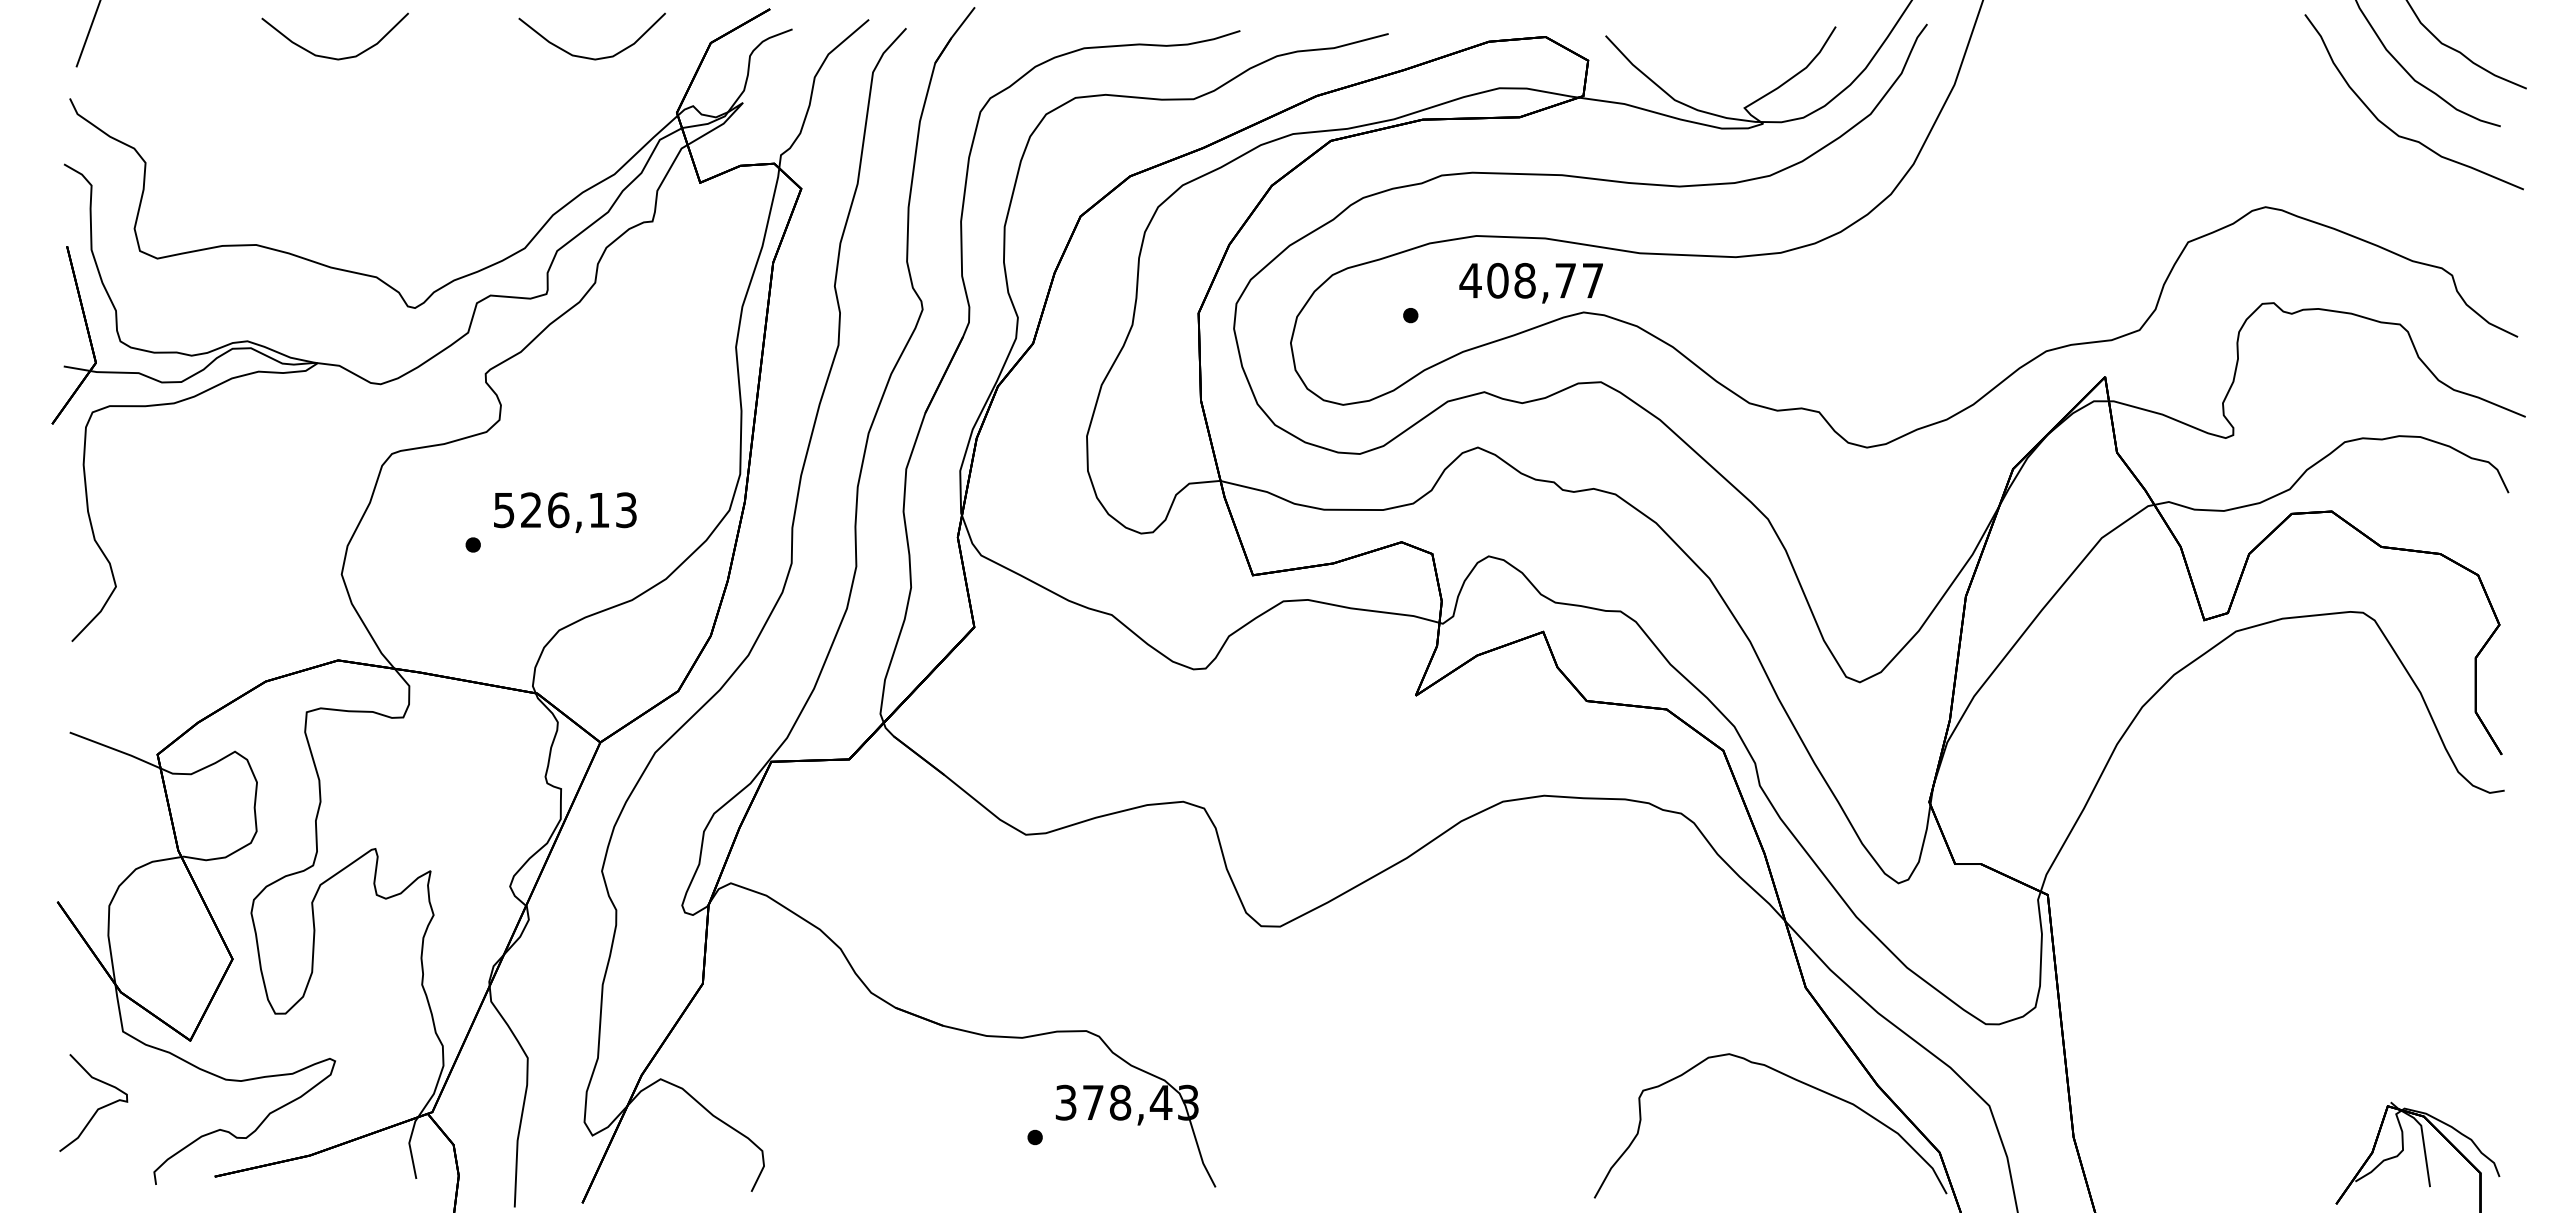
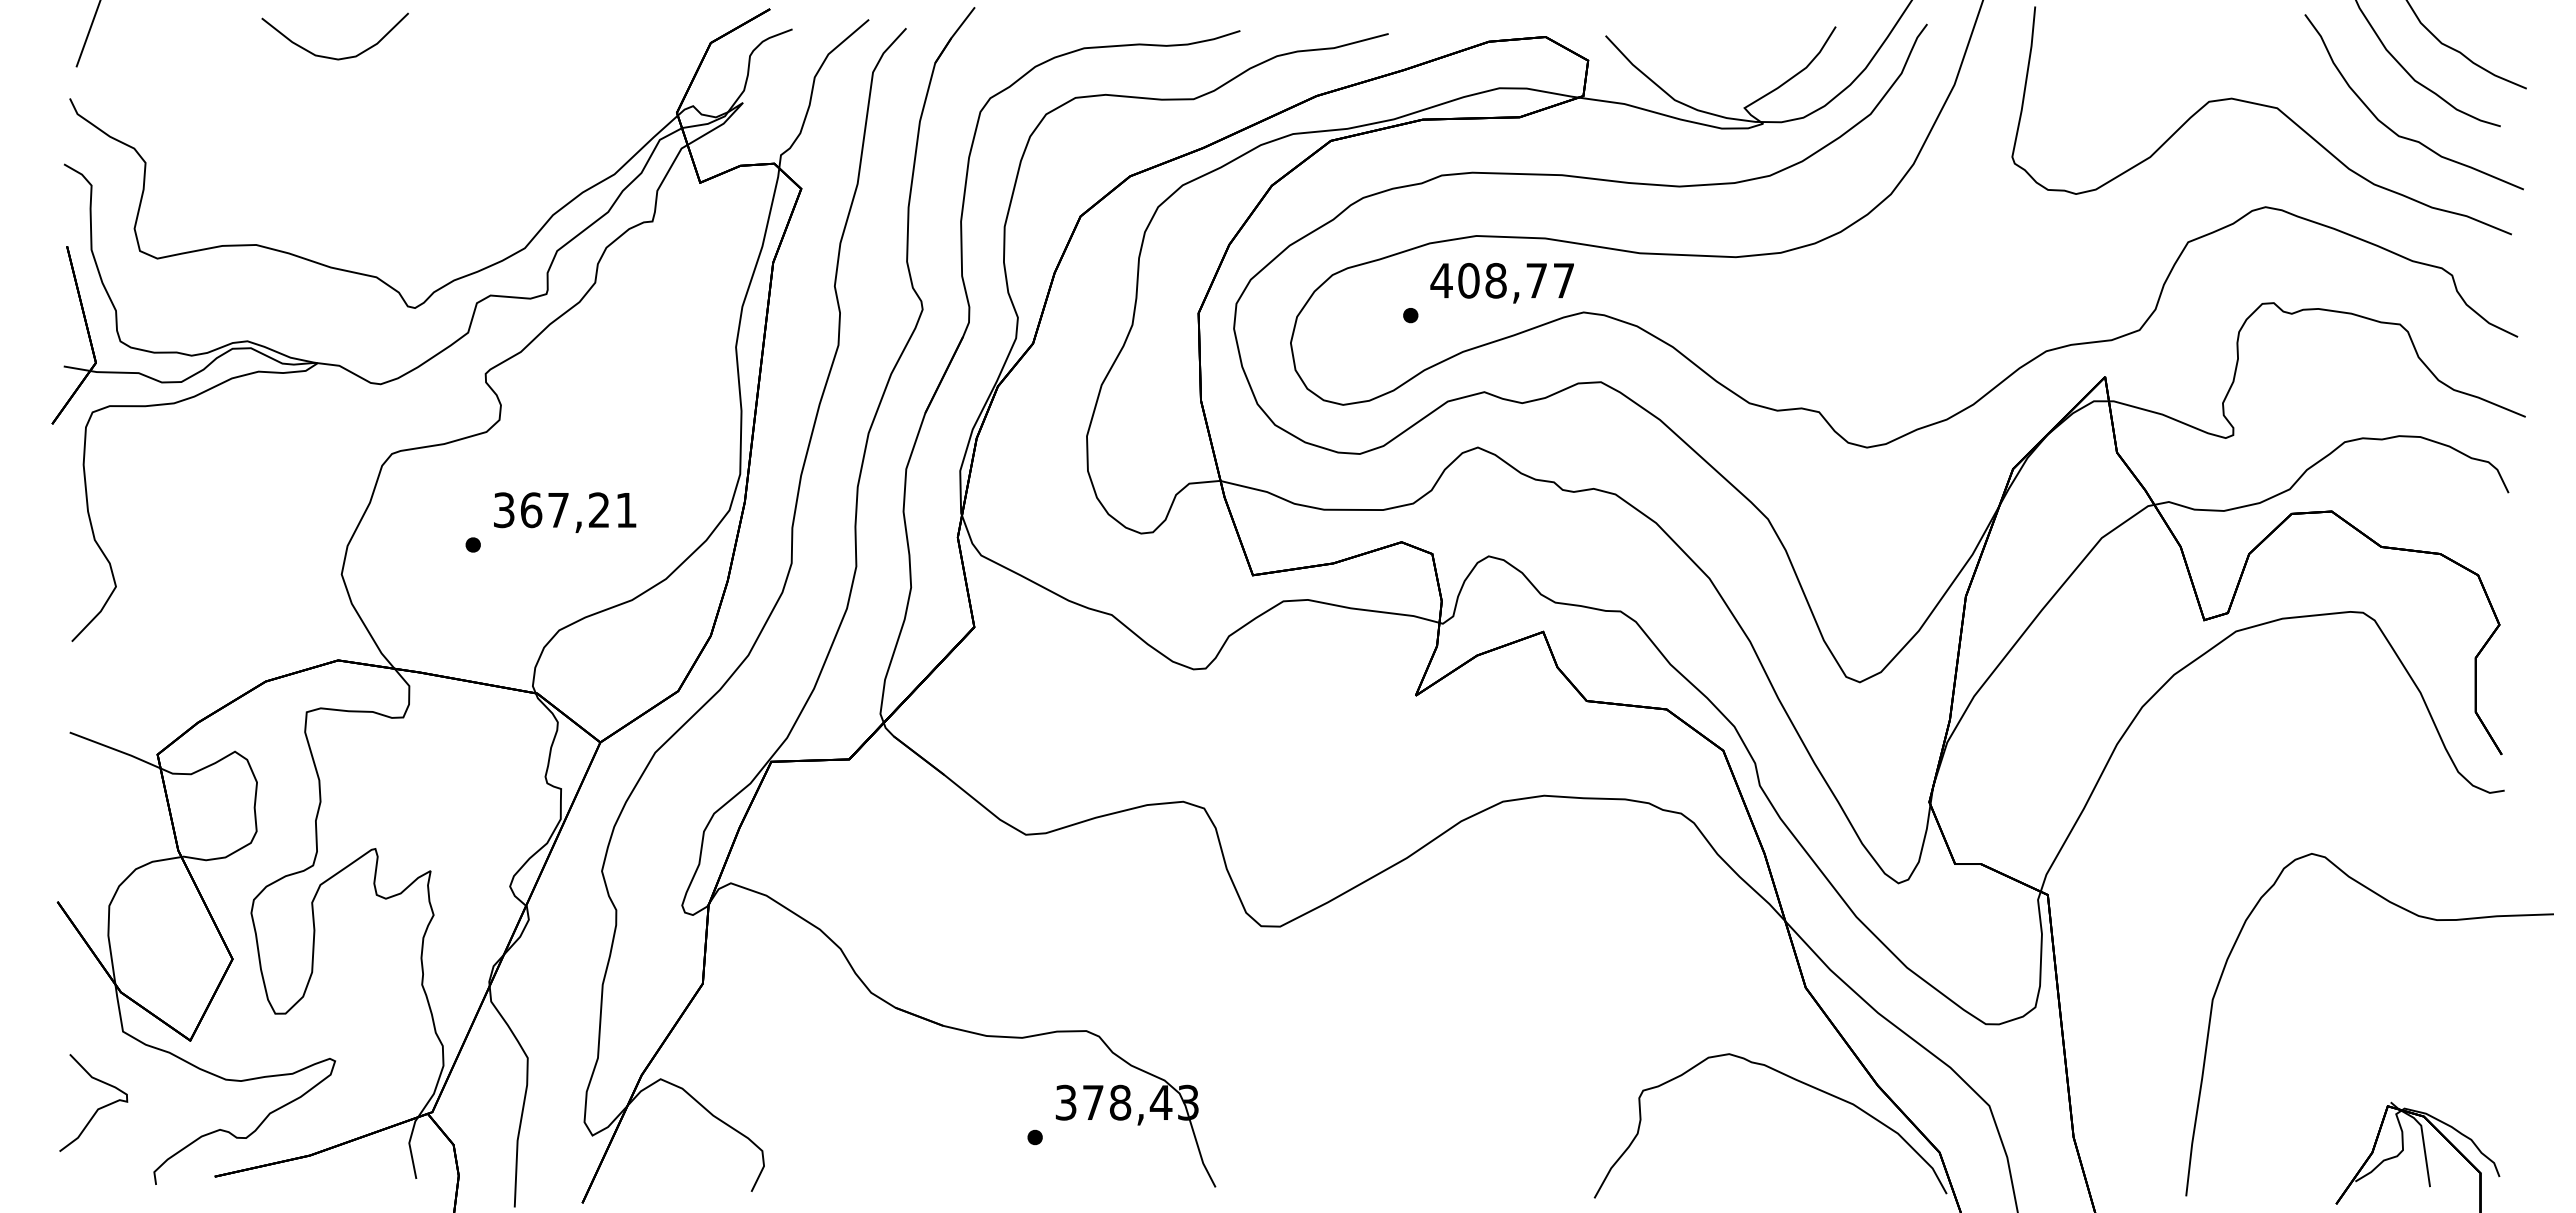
curve: present -> none (585, 56)
curve: none -> present (2263, 106)
text position: (1530, 283) -> (1501, 283) (1501, 283)
text: 526,13 -> 367,21 (565, 510)
curve: none -> present (2419, 917)
